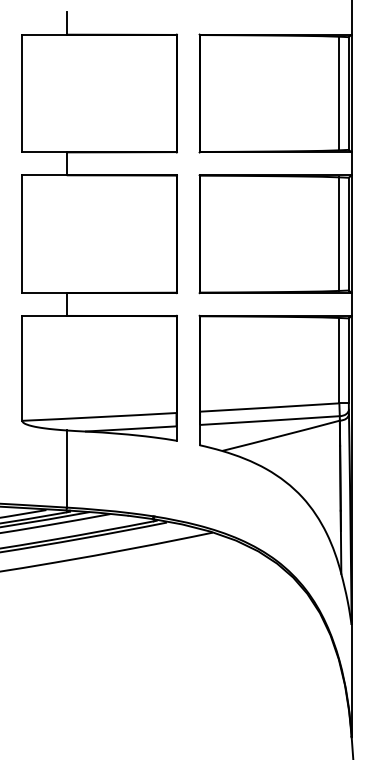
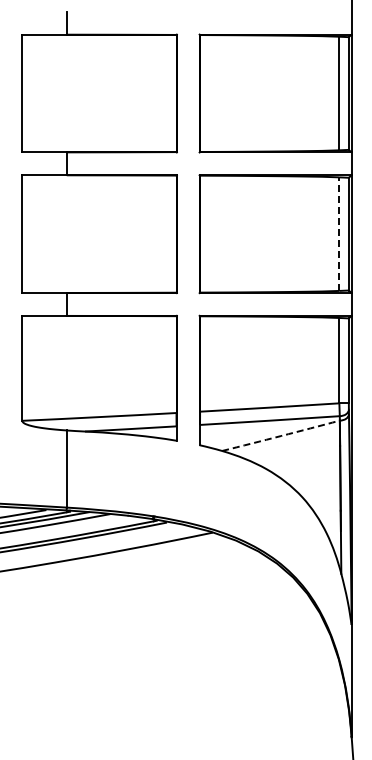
line: solid -> dashed (339, 234)
arc: solid -> dashed (281, 436)
